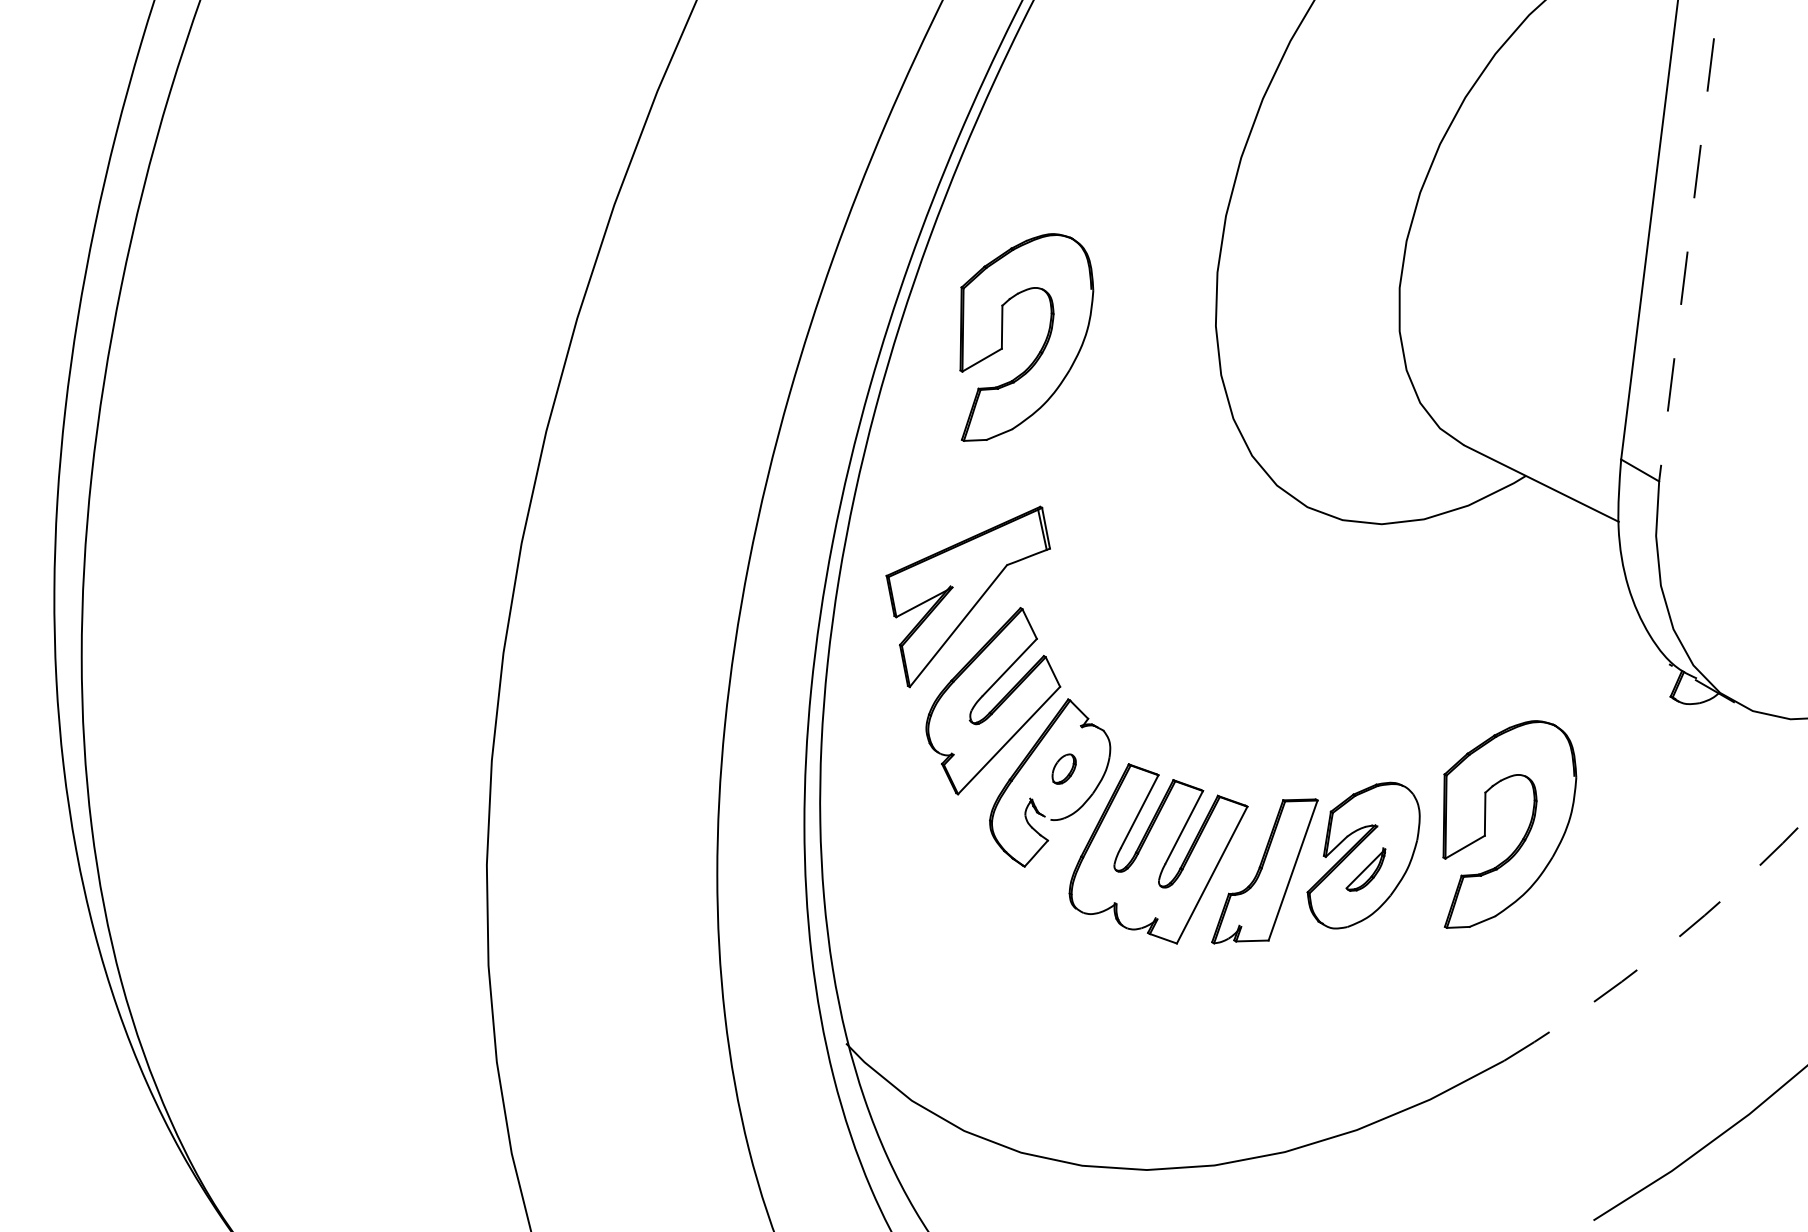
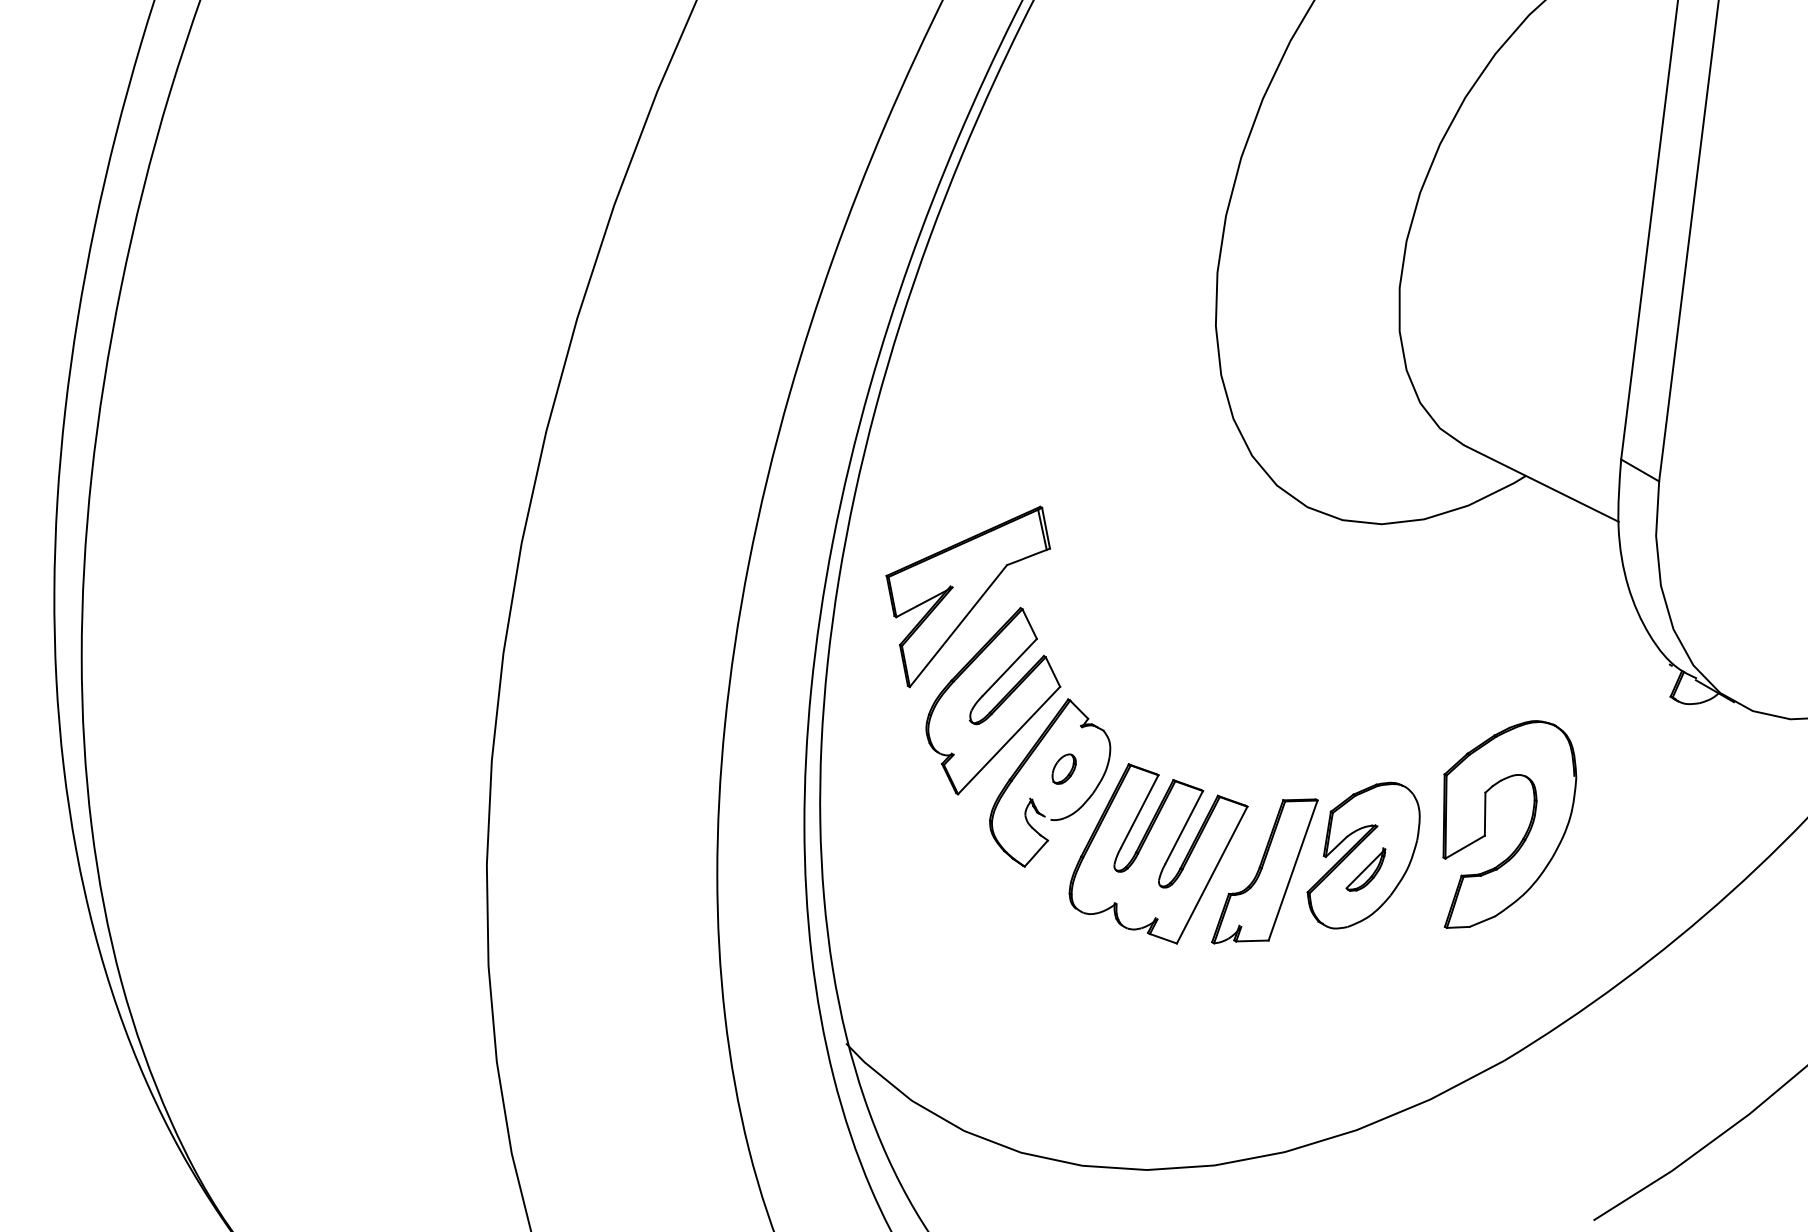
line: dashed -> solid (1688, 241)
part: present -> none (1042, 345)
arc: dashed -> solid (1664, 948)
